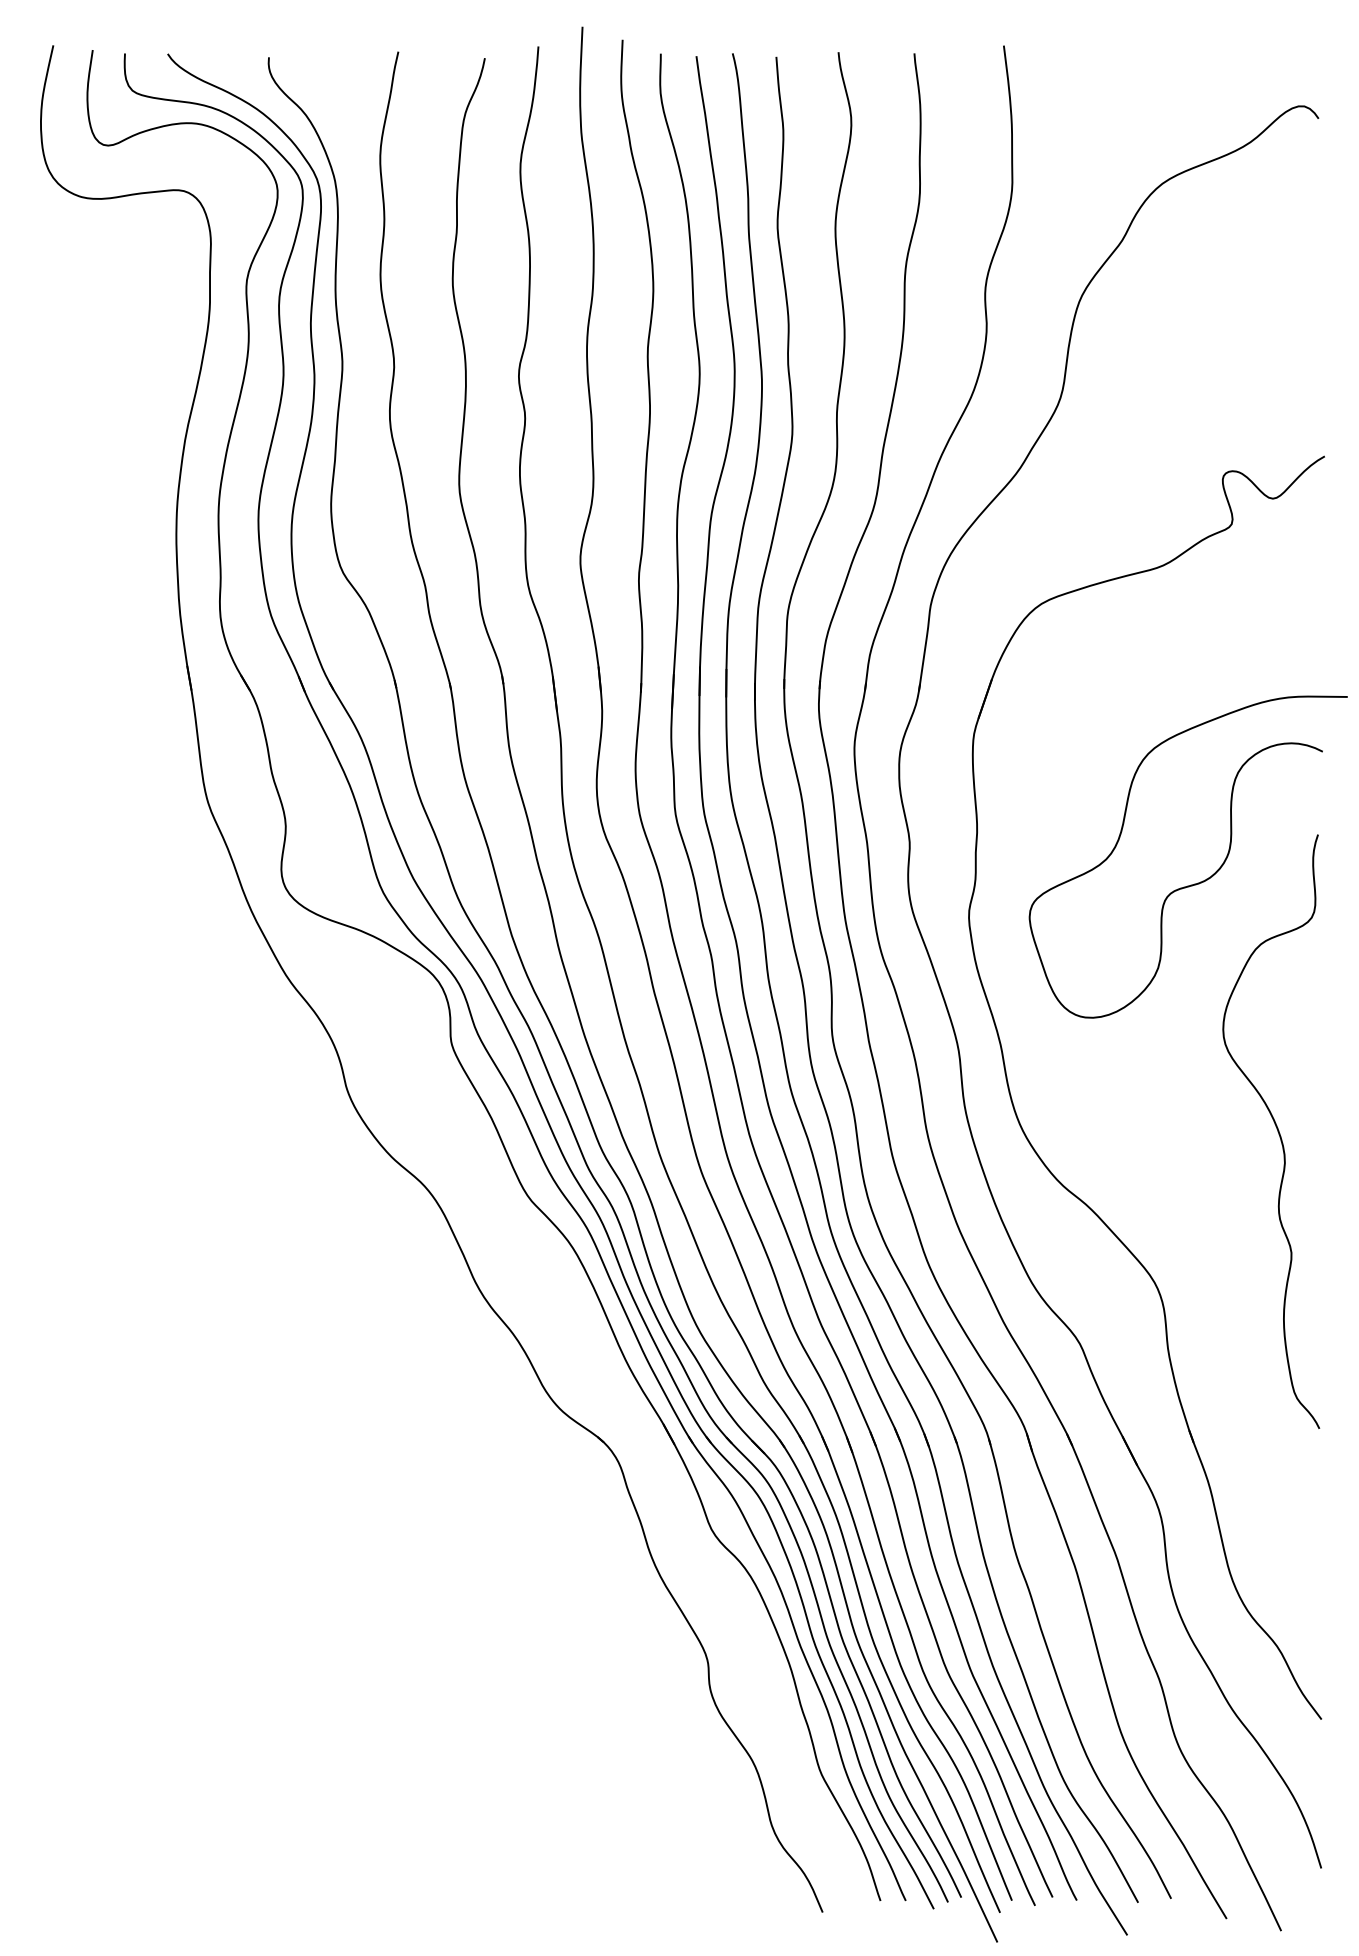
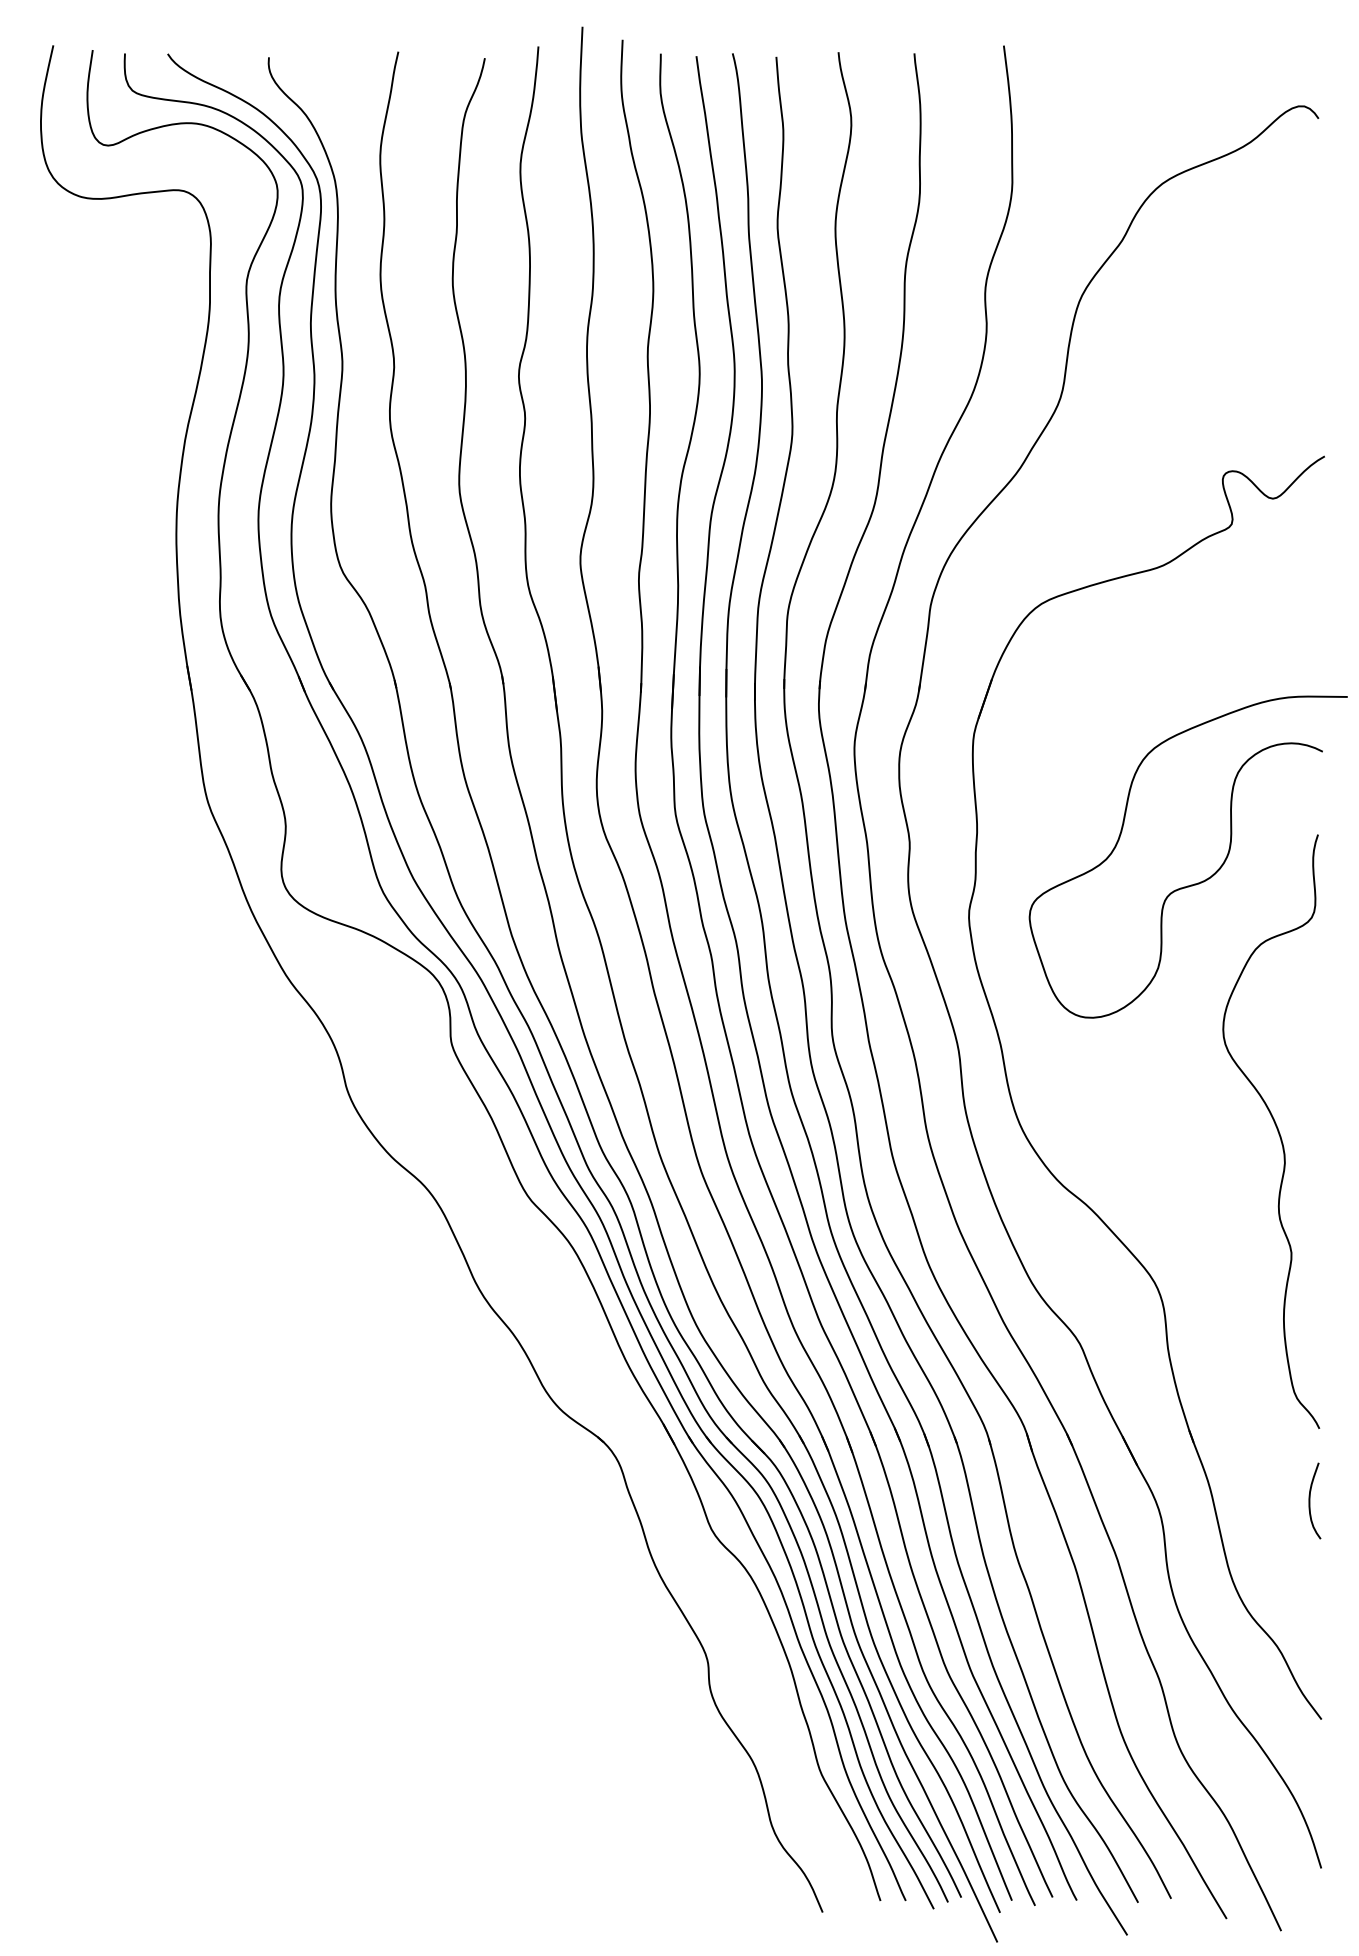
curve: none -> present (1310, 1500)
